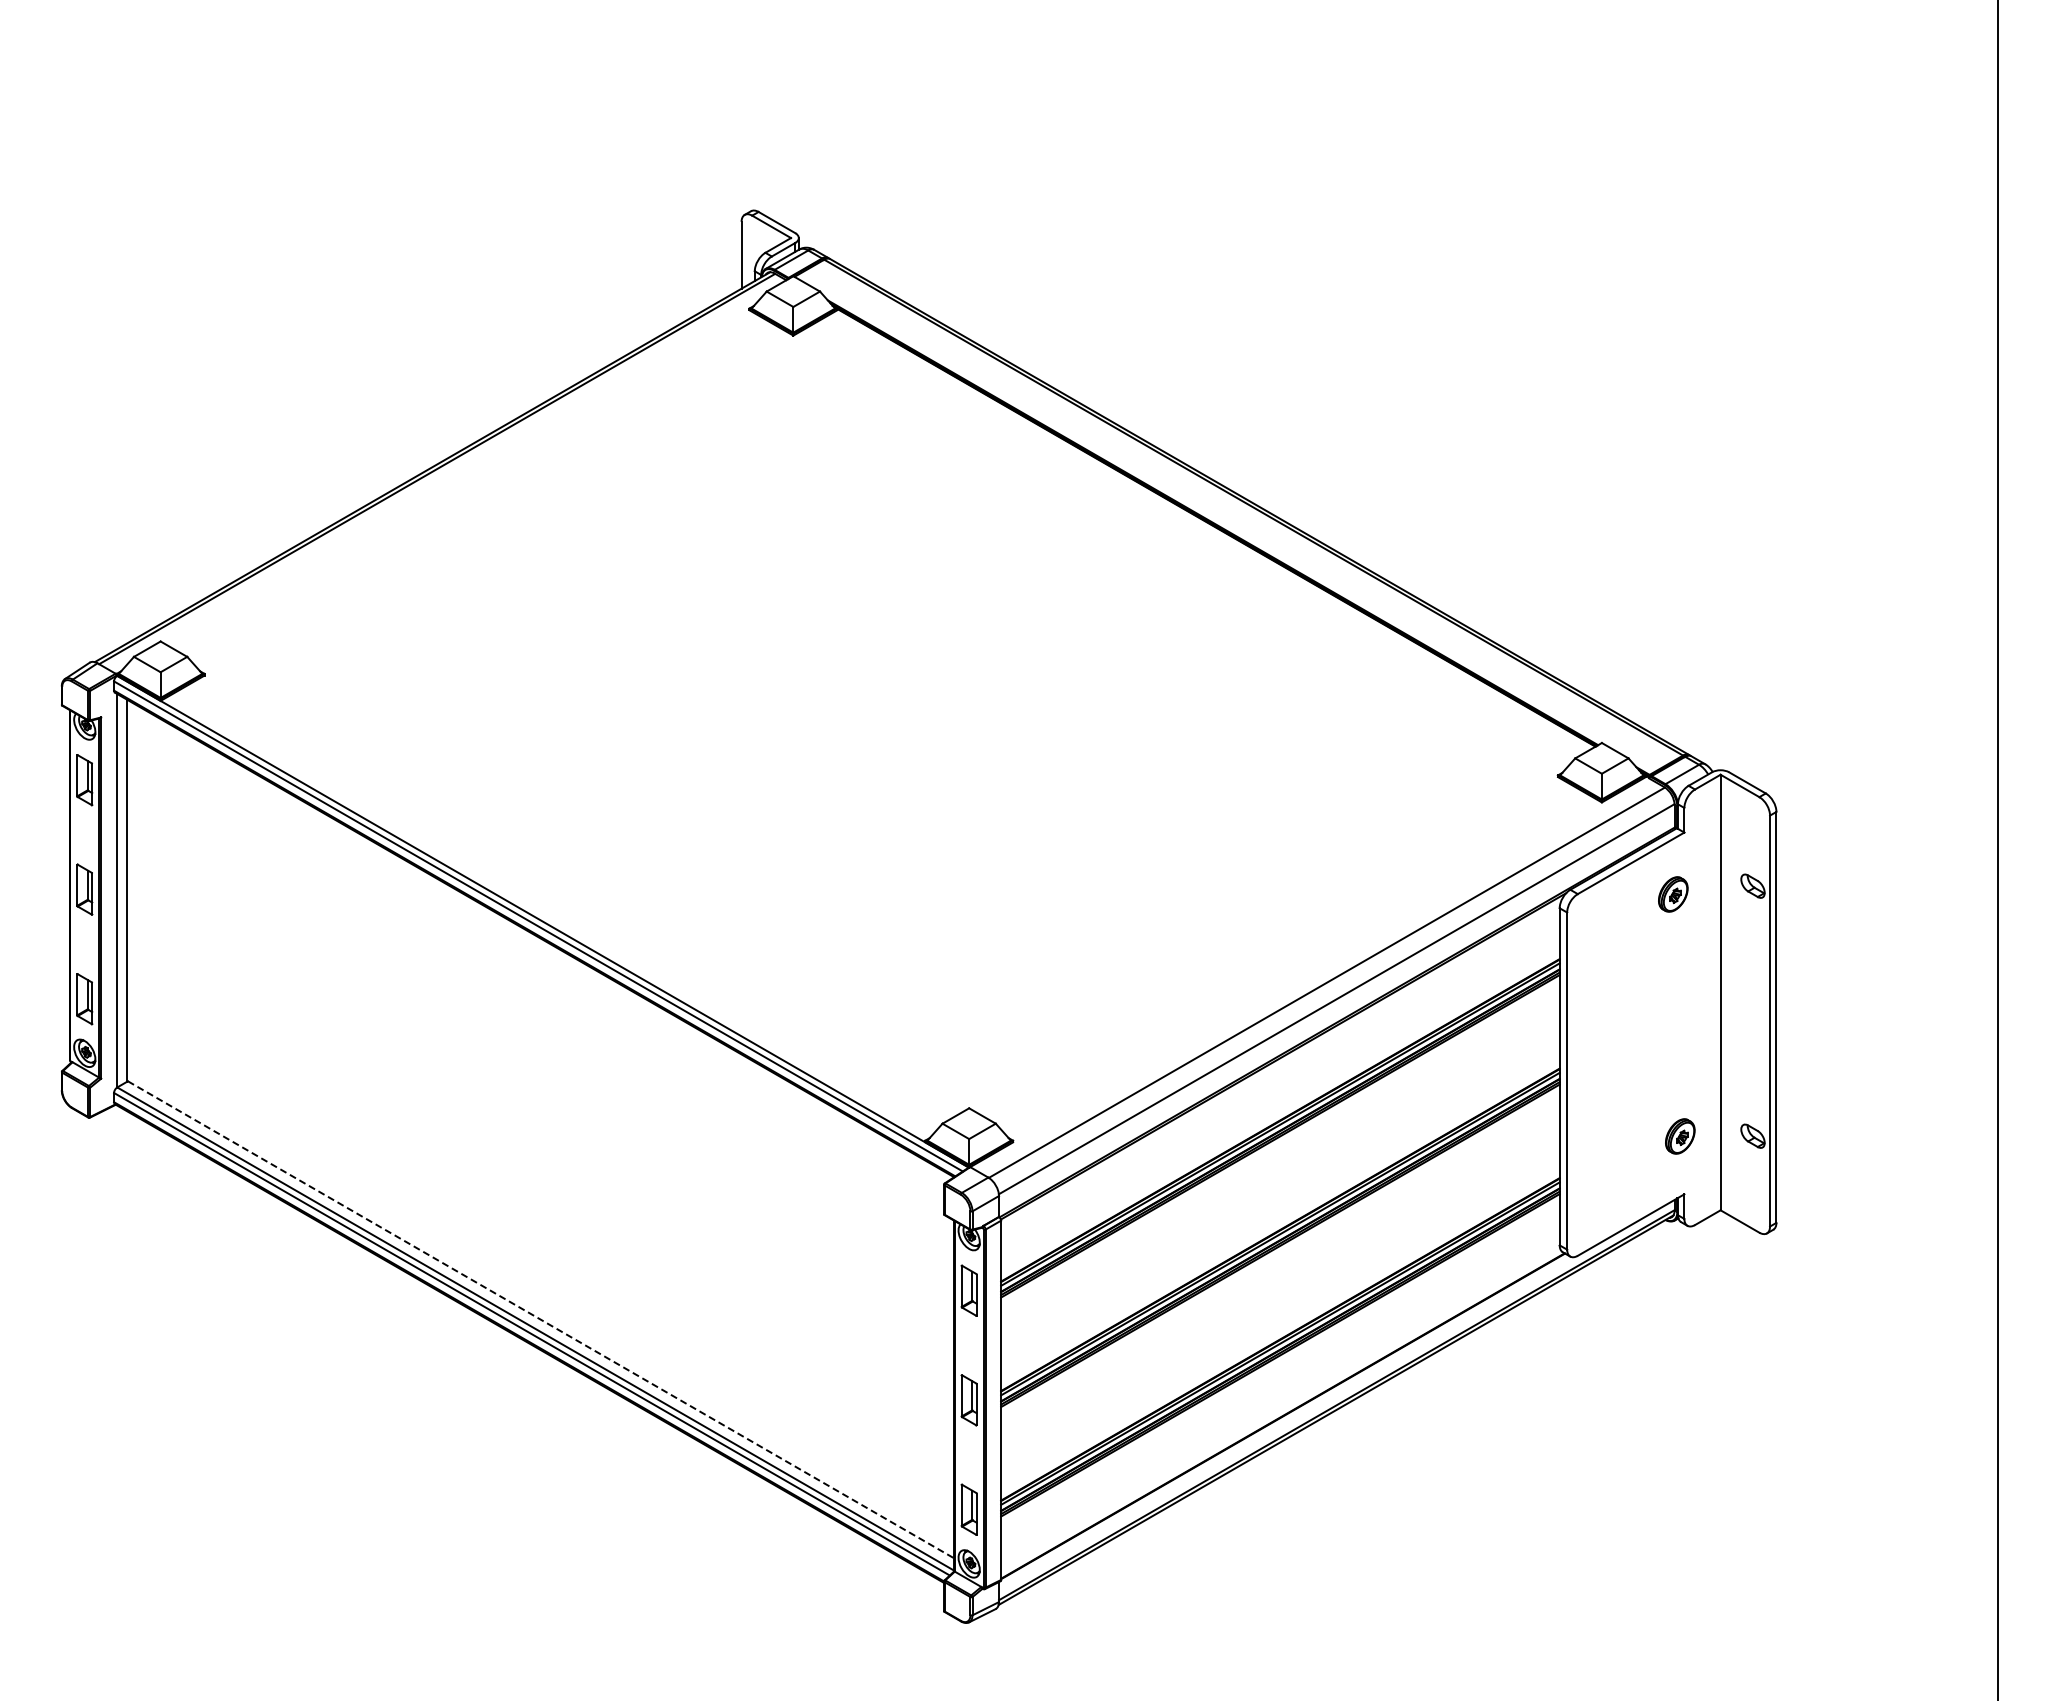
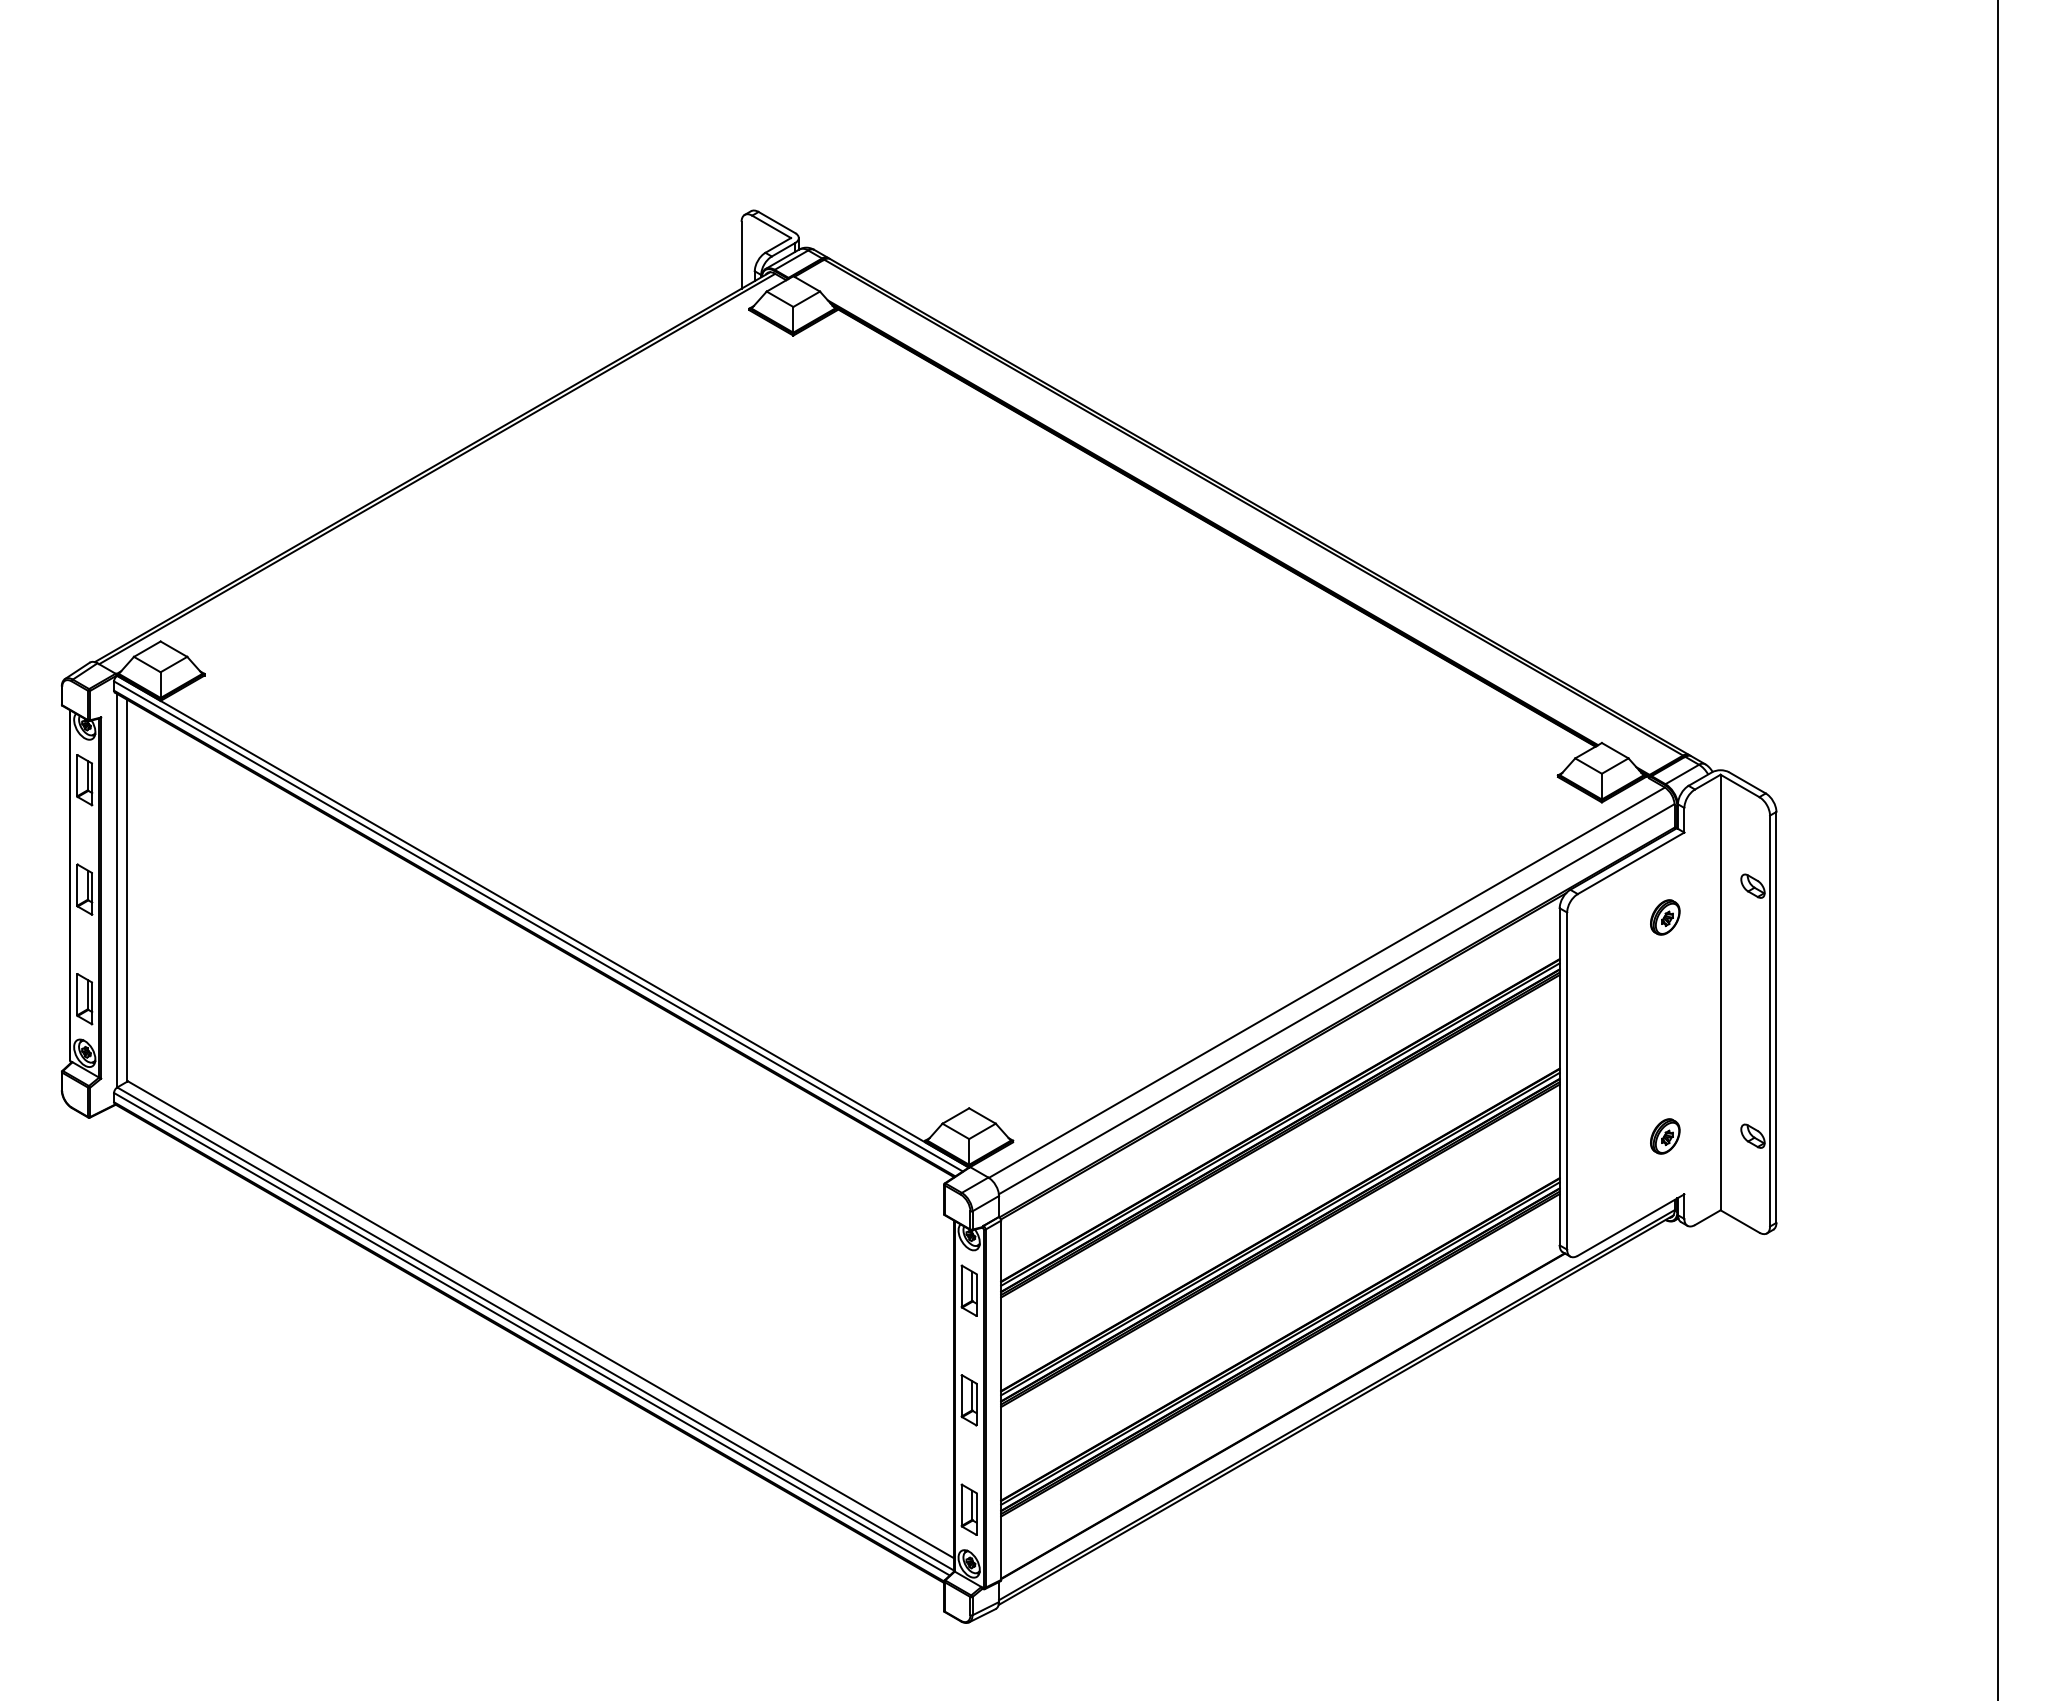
part position: (1673, 894) -> (1665, 917) (1665, 917)
part position: (1680, 1136) -> (1665, 1136) (1665, 1136)
line: dashed -> solid (541, 1320)
